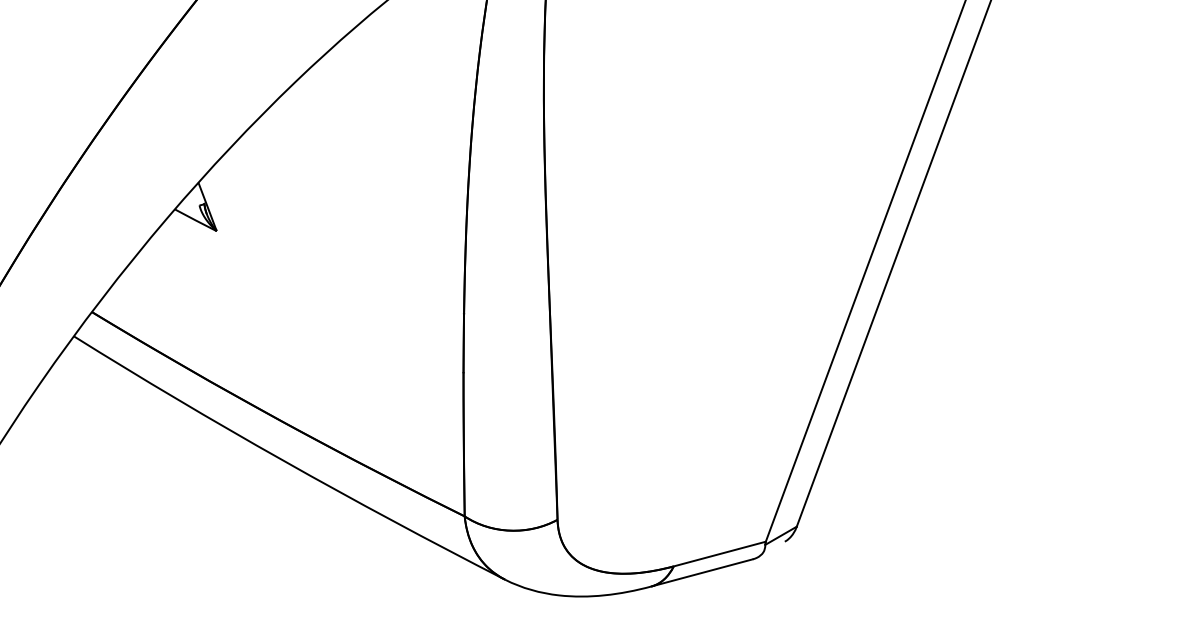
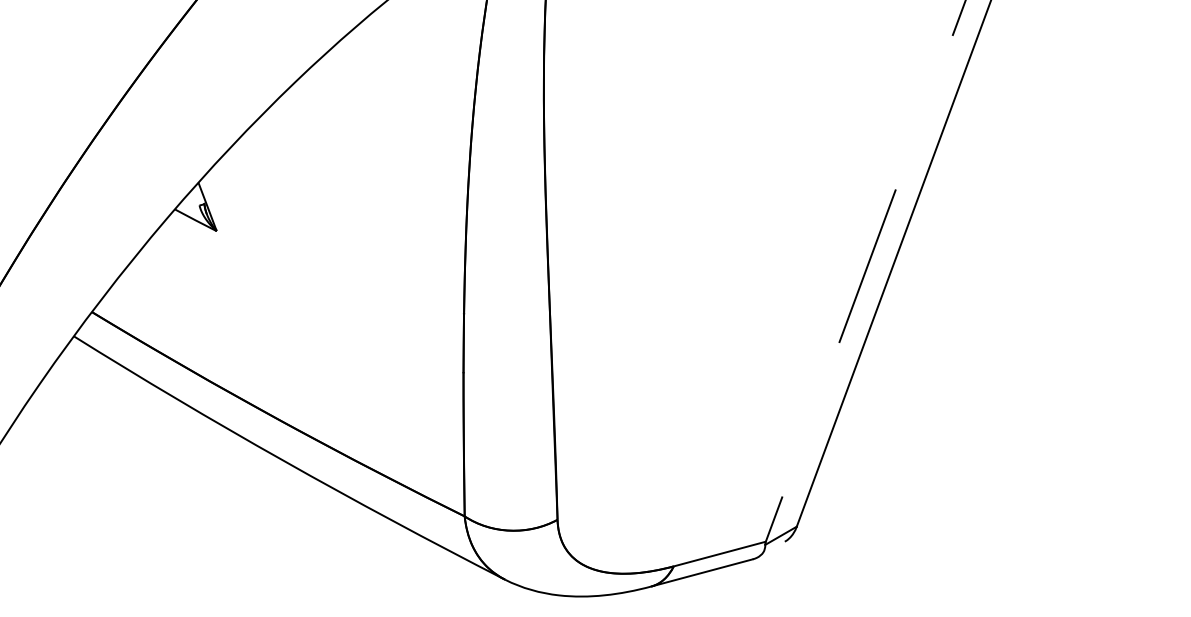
line: solid -> dashed (865, 271)
